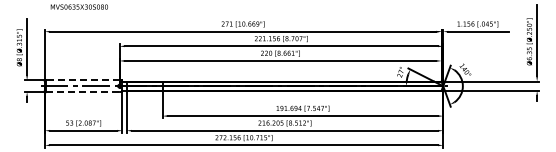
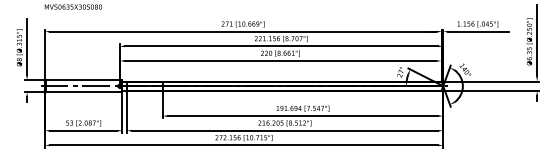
text position: (78, 6) -> (72, 6) (72, 6)
line: dashed -> solid (82, 80)
line: dashed -> solid (82, 92)
